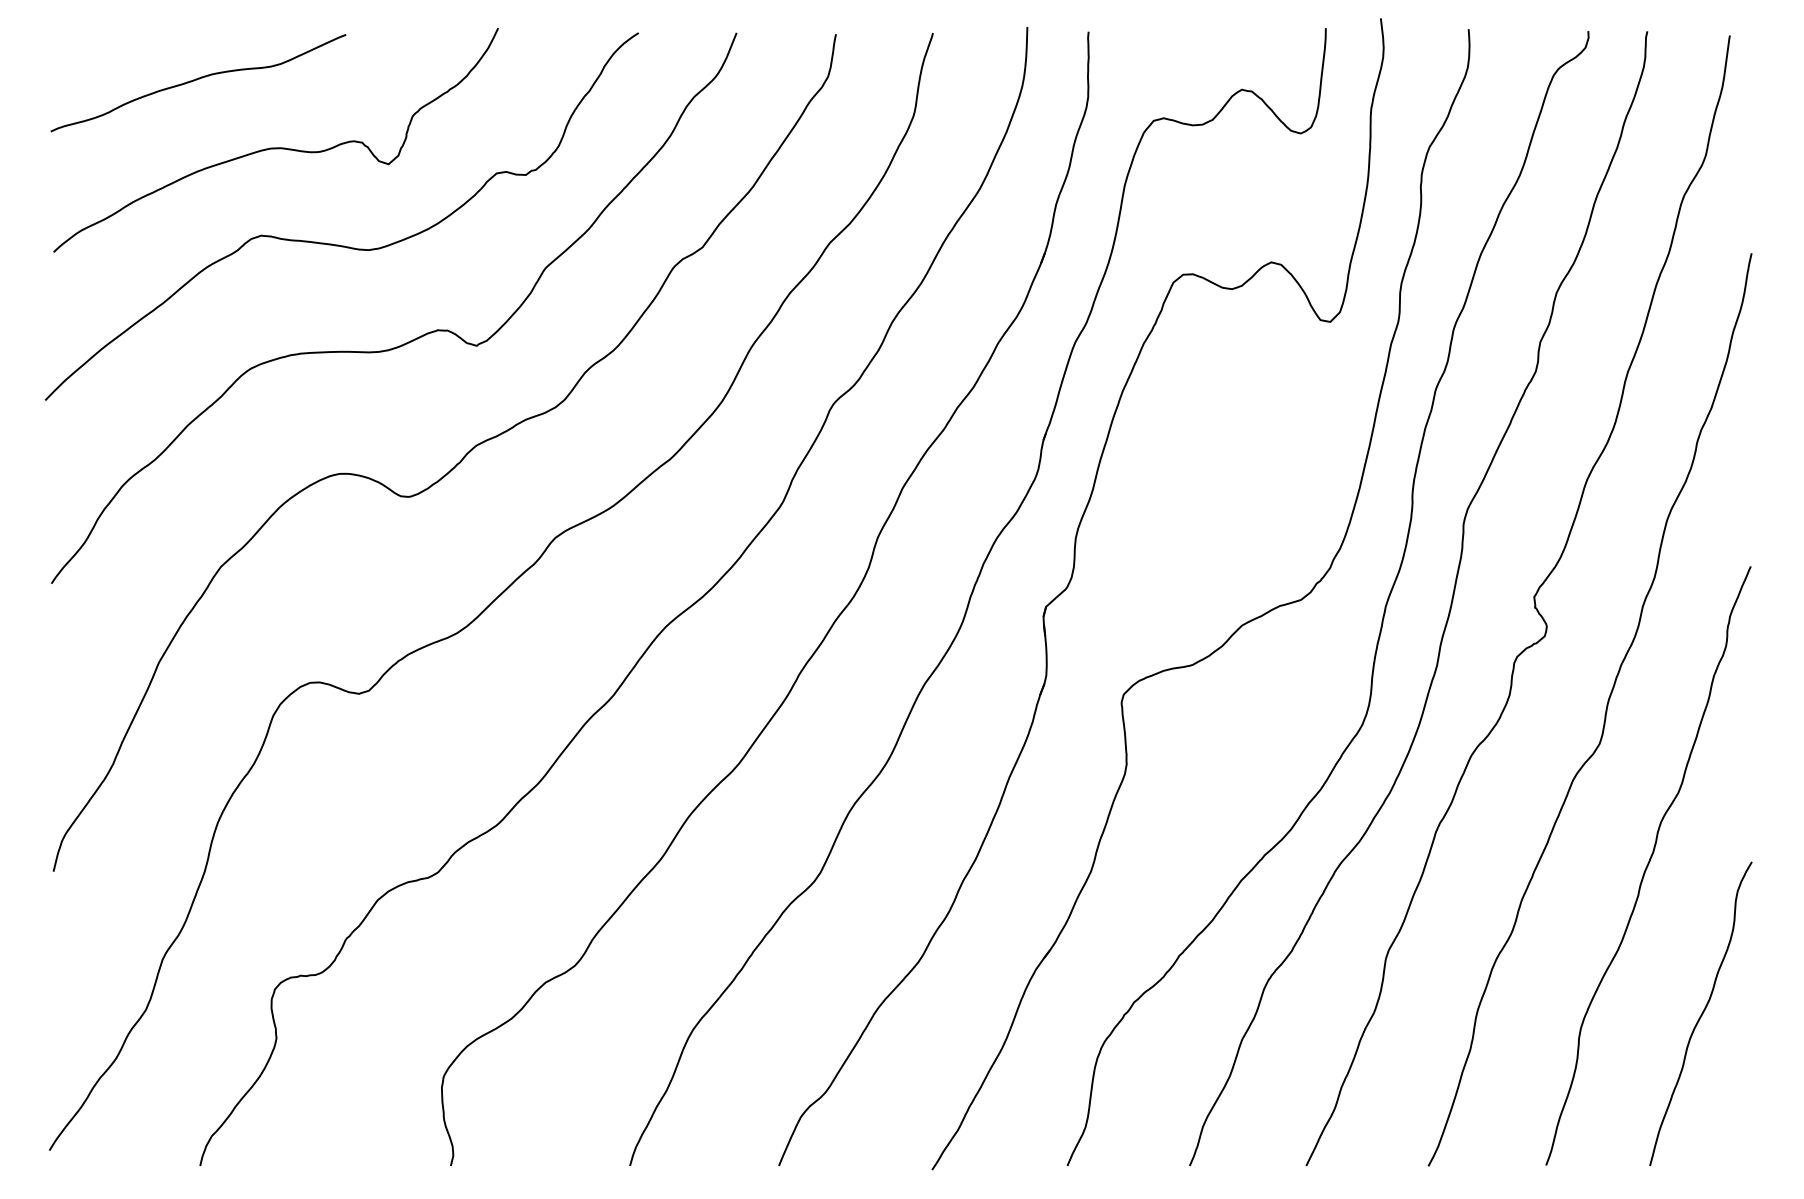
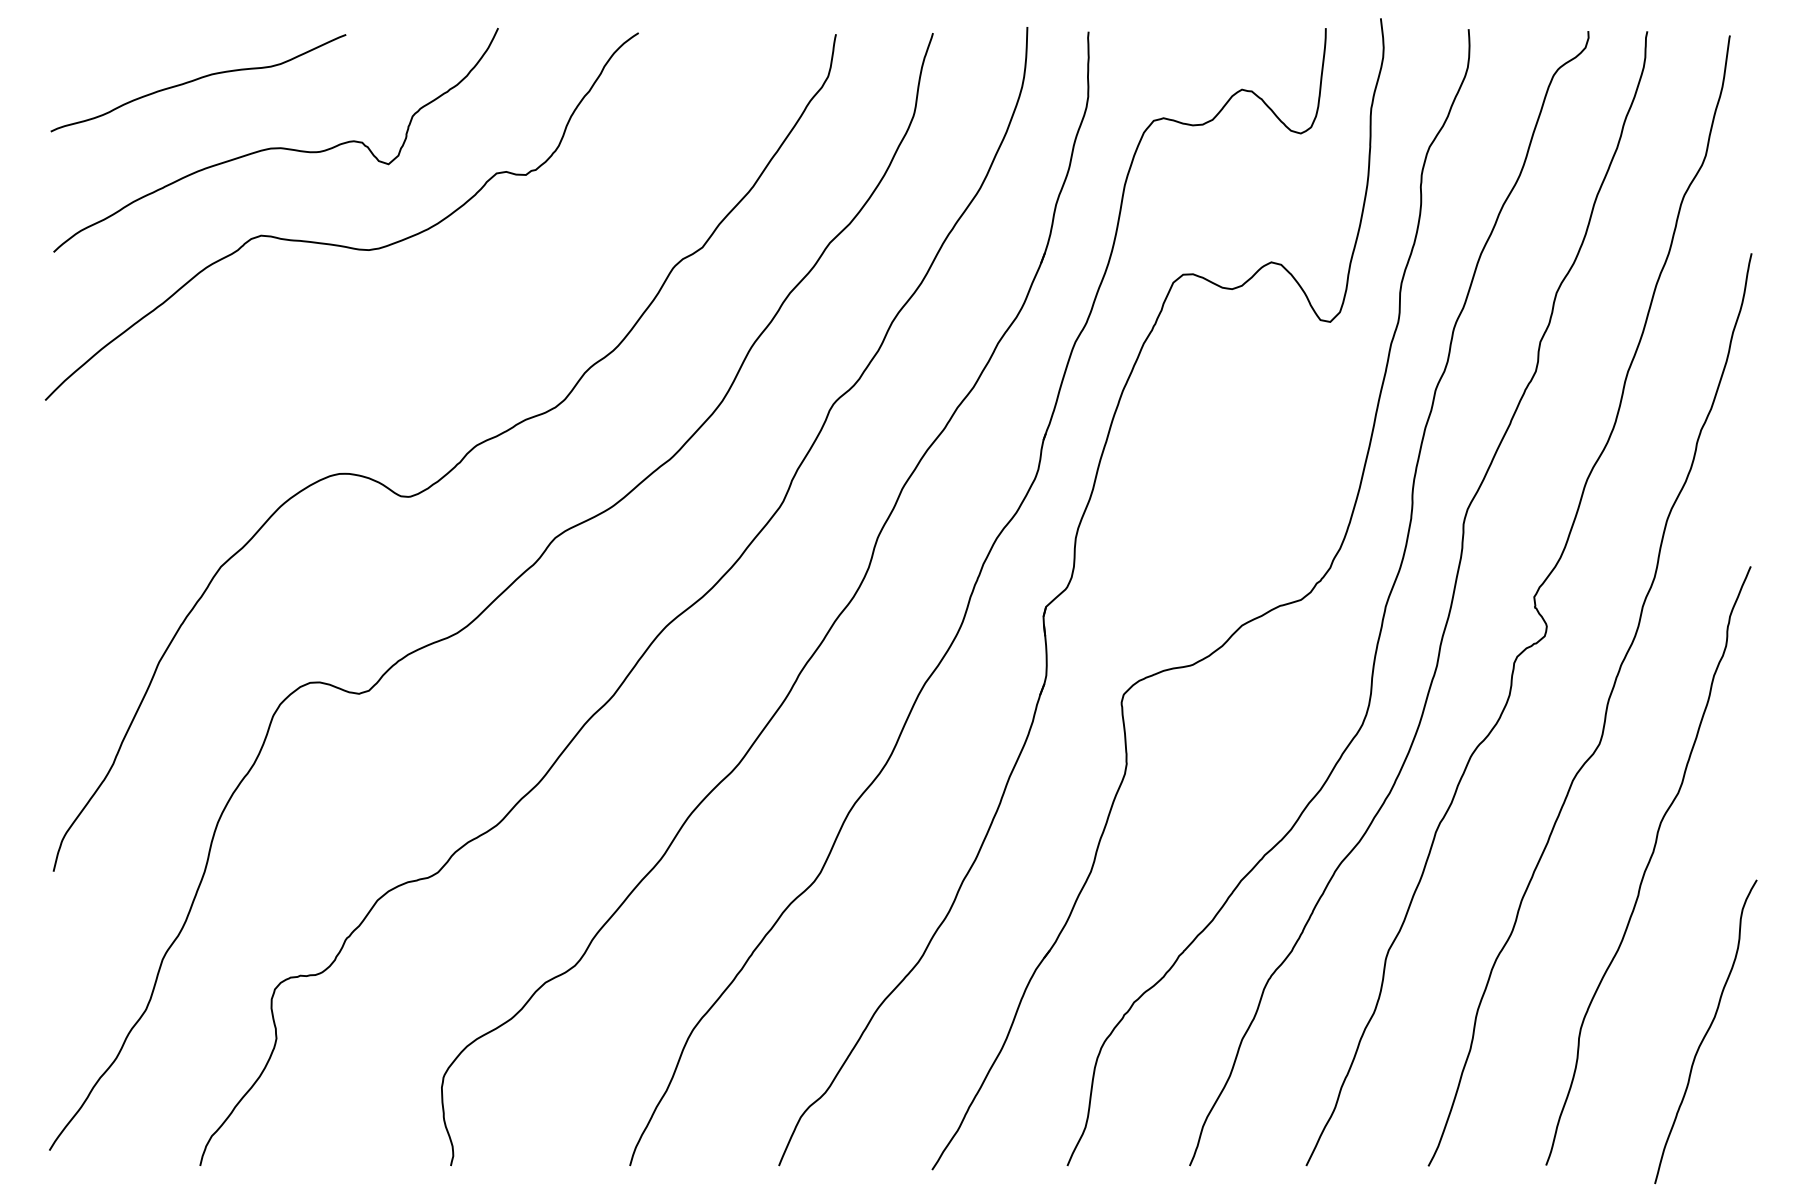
curve: present -> none (410, 340)
curve position: (1701, 1013) -> (1706, 1031) (1706, 1031)
